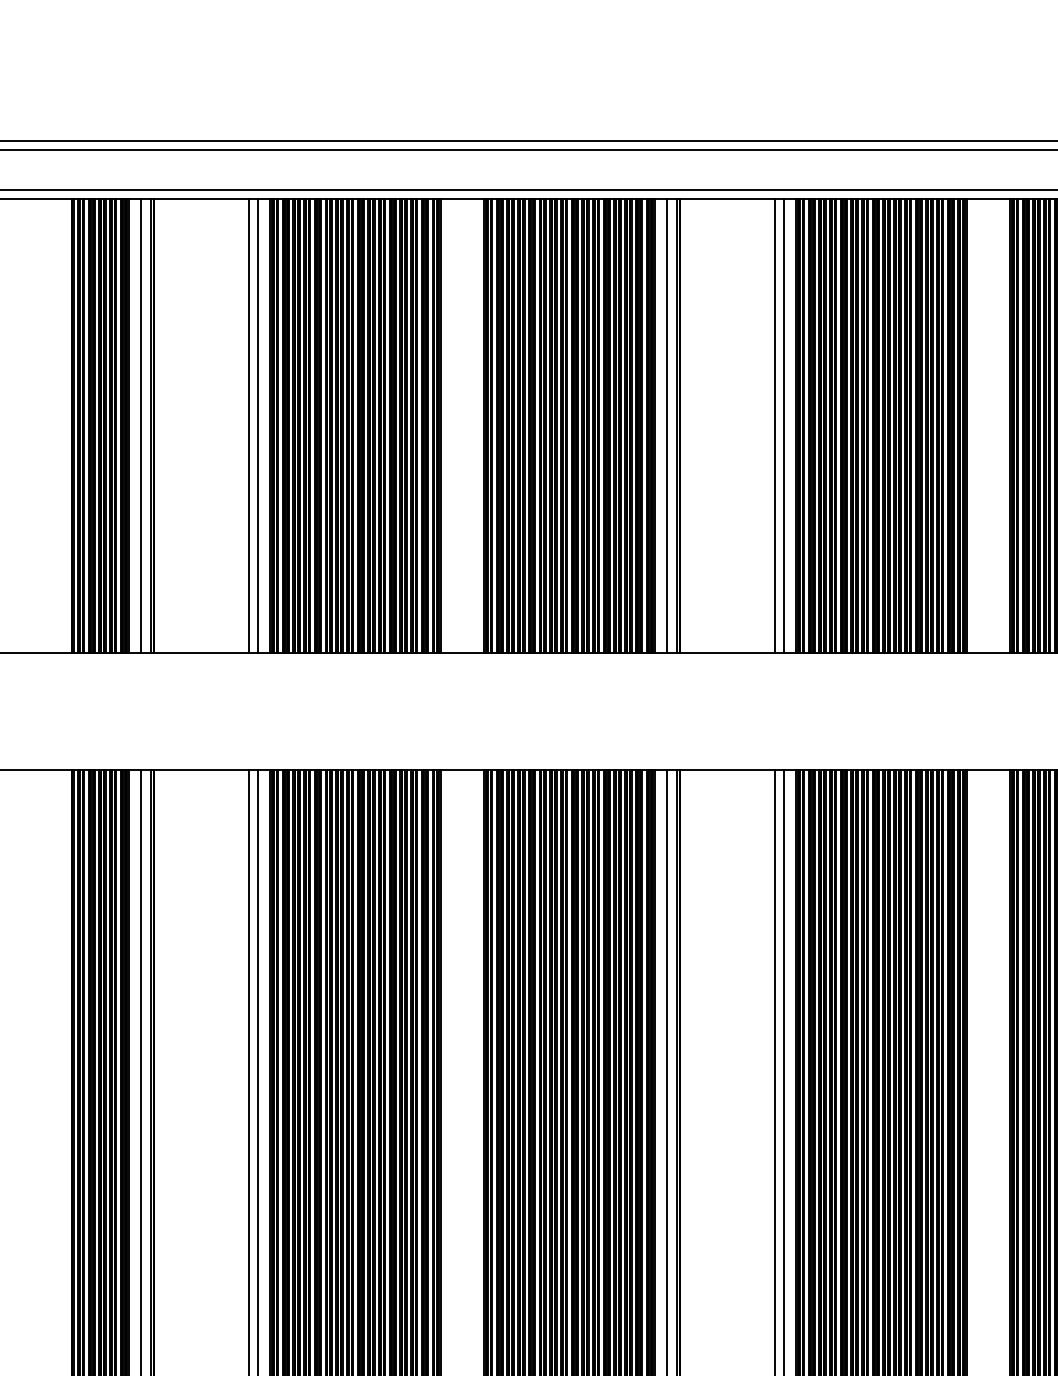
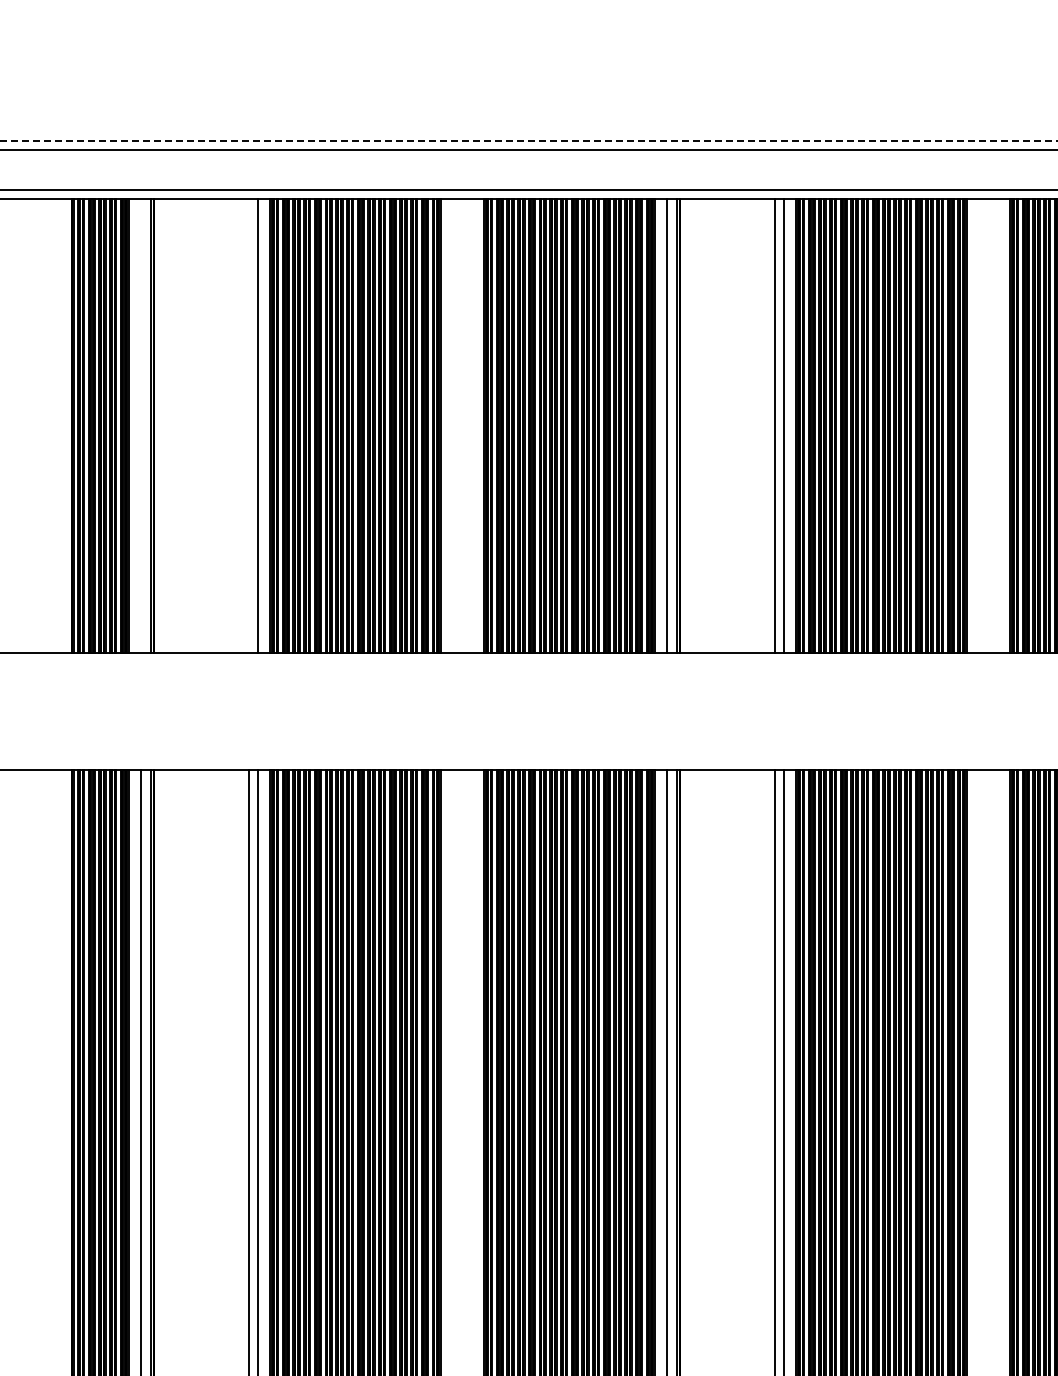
line: solid -> dashed (529, 141)
line: present -> none (141, 426)
line: present -> none (249, 426)
